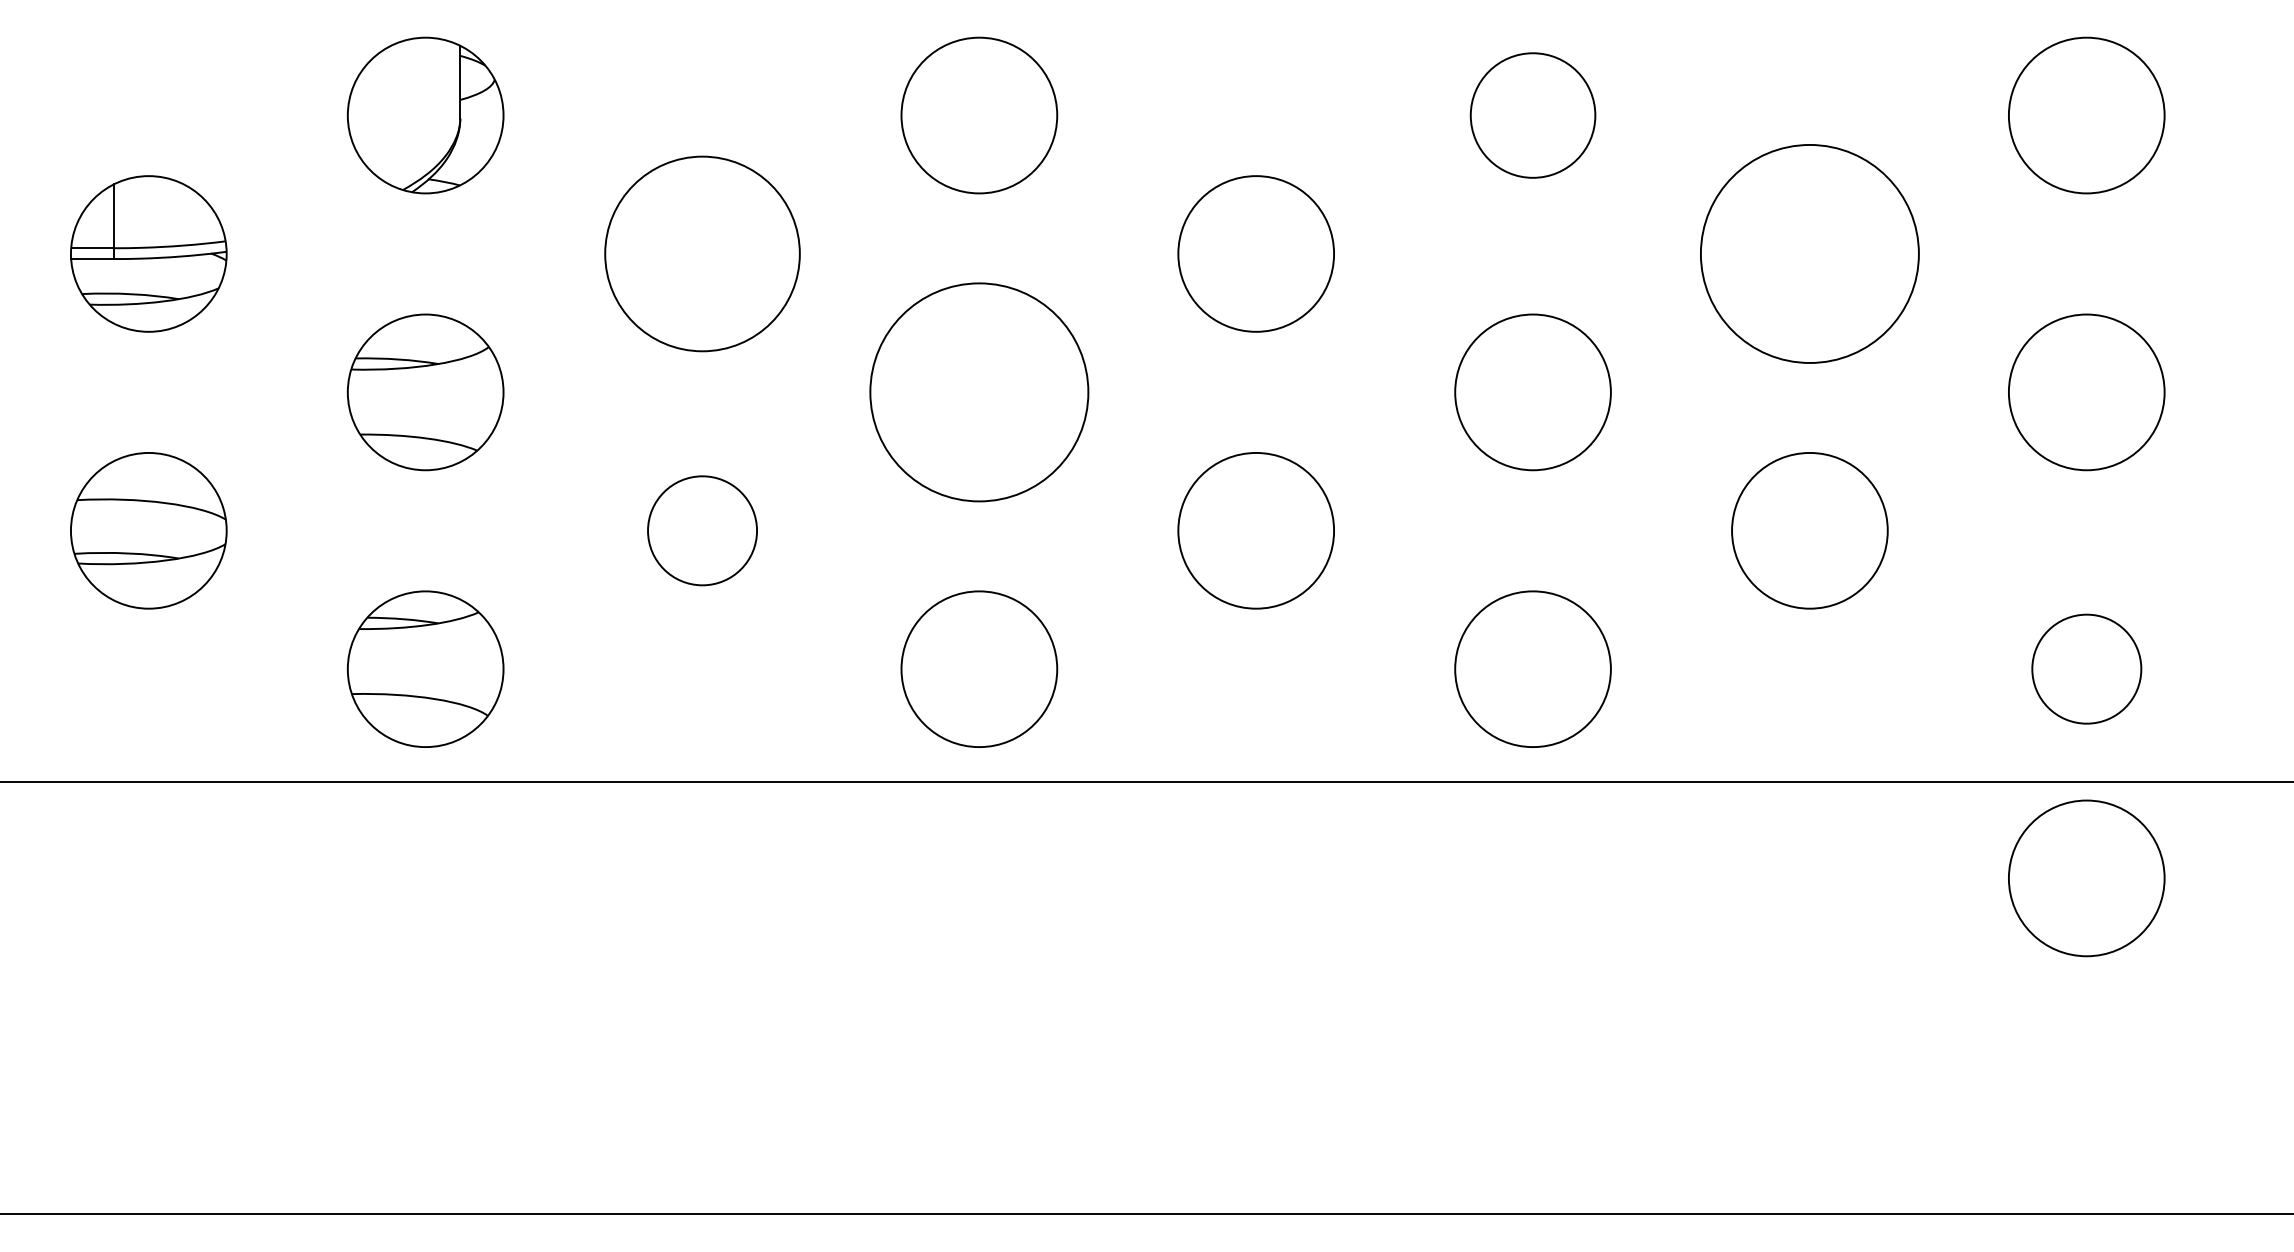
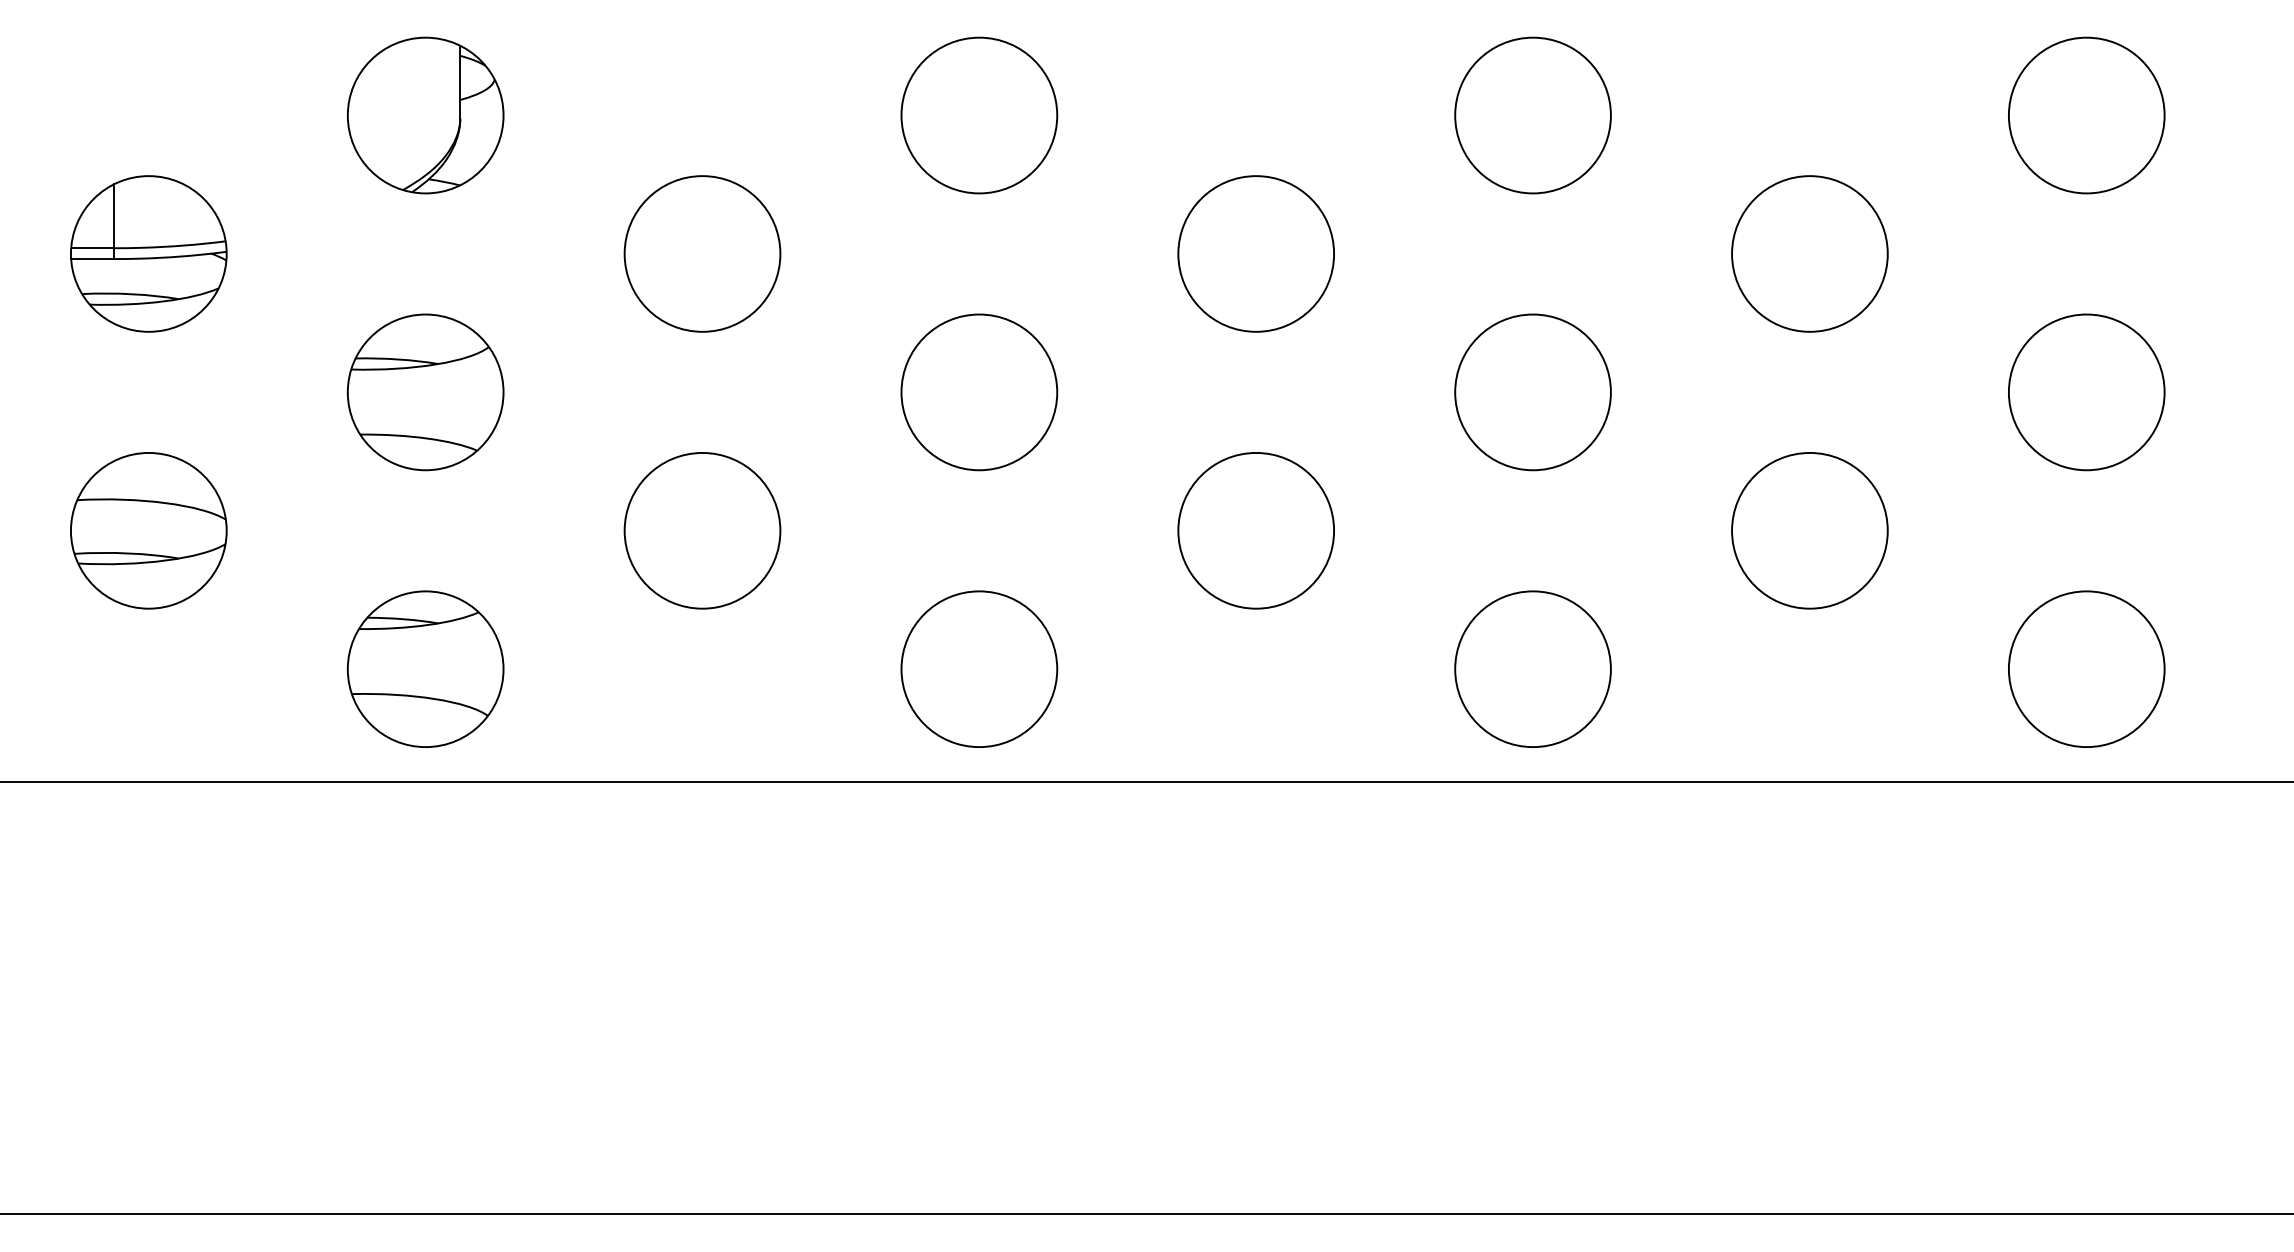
circle diameter: 125 px -> 156 px (1532, 115)
circle size: 197x198 px -> 159x158 px (702, 253)
circle diameter: 218 px -> 156 px (1809, 253)
circle diameter: 218 px -> 156 px (979, 392)
circle diameter: 109 px -> 156 px (702, 530)
circle size: 112x112 px -> 158x158 px (2086, 668)
circle: present -> none (2086, 878)
